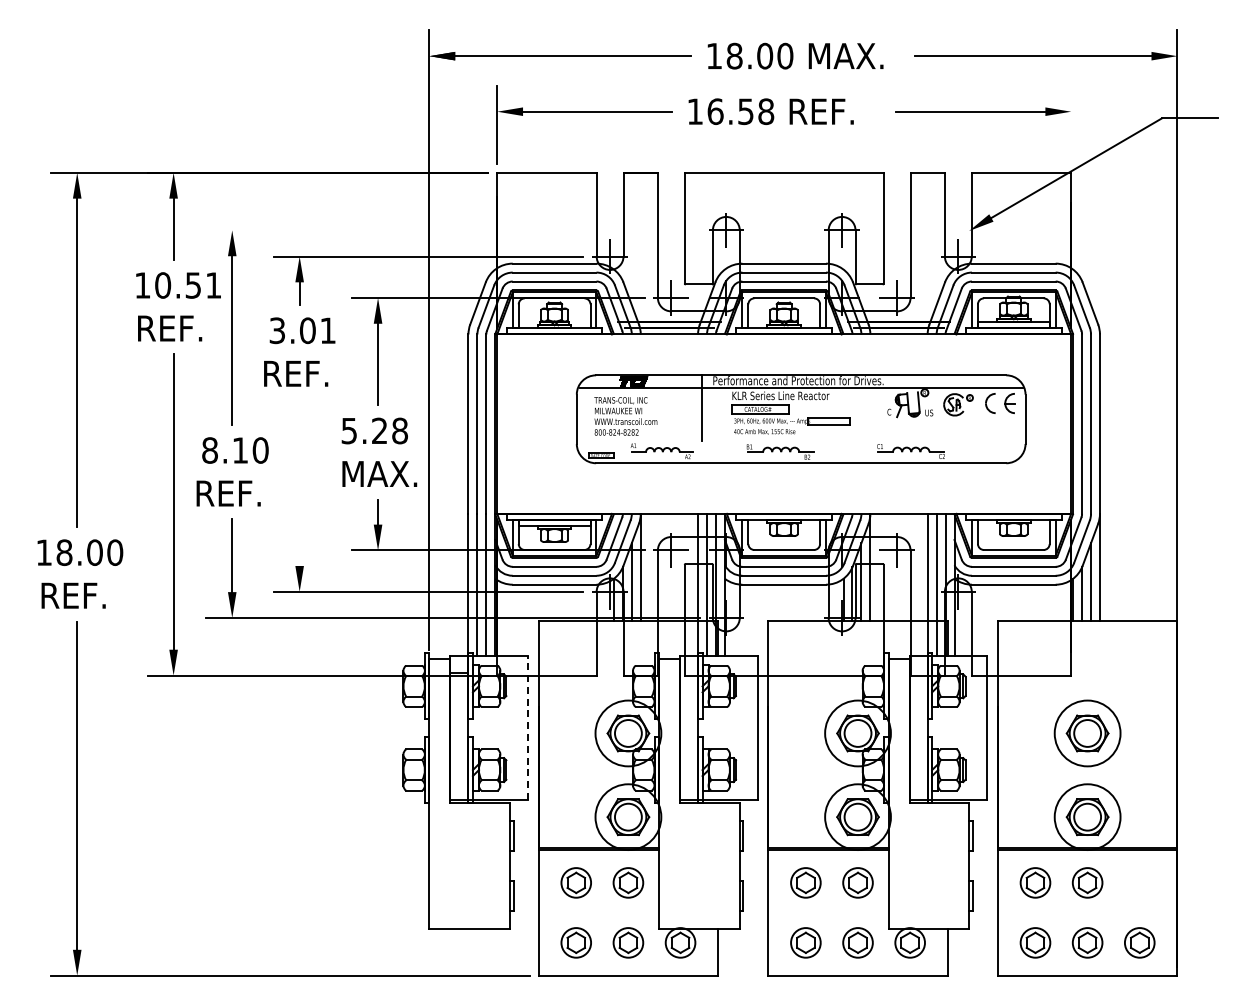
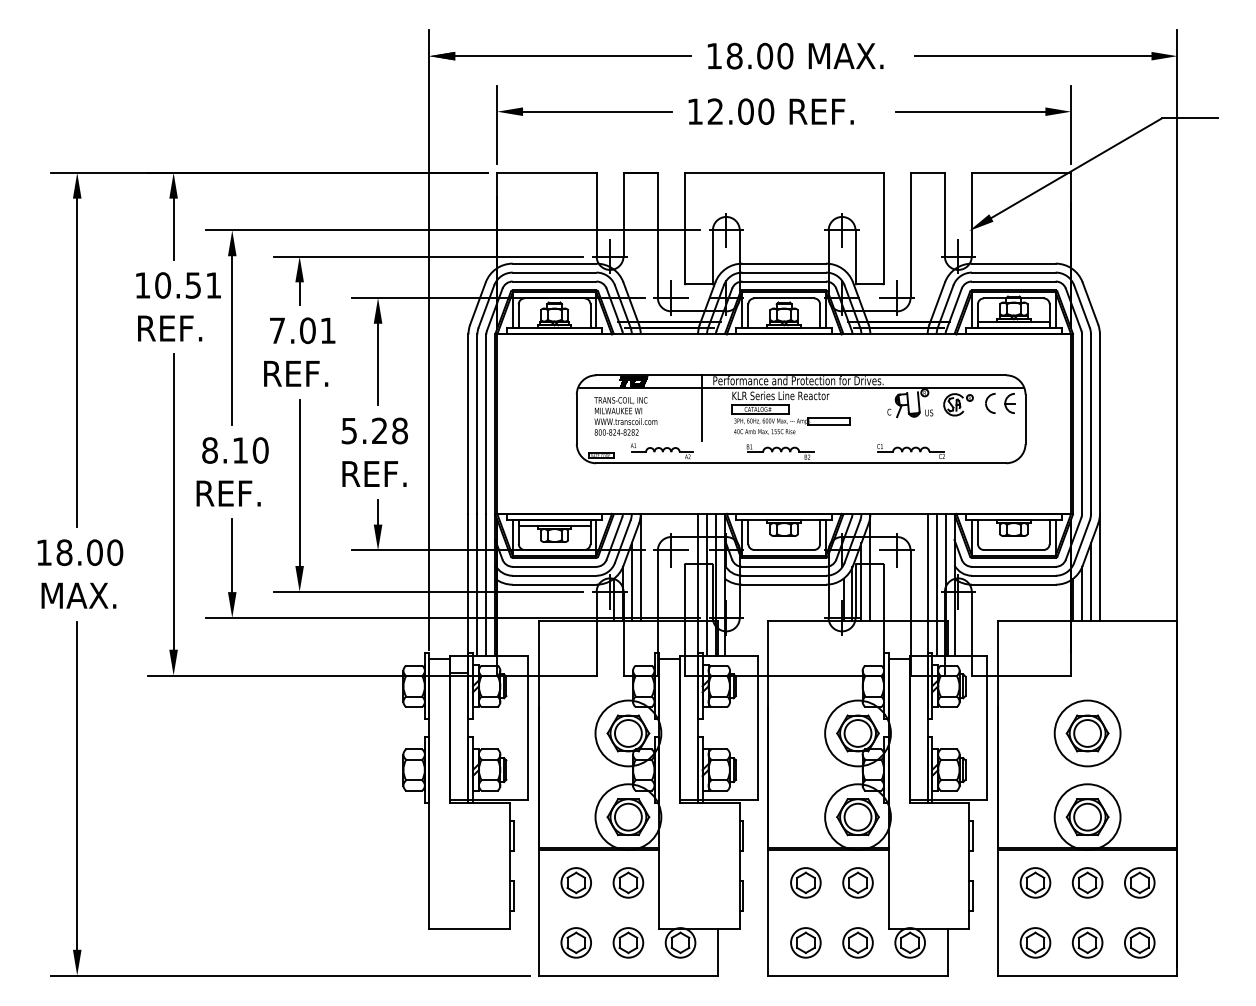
text: 16.58 -> 12.00 (740, 111)
line: none -> present (1071, 124)
line: none -> present (452, 230)
text: 3.01 -> 7.01 (276, 330)
text: MAX. -> REF. (381, 473)
line: none -> present (299, 482)
text: REF. -> MAX. (80, 595)
line: dashed -> solid (528, 728)
part: none -> present (1139, 882)
